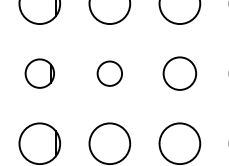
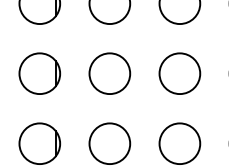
part size: 31x31 px -> 44x43 px (39, 73)
circle diameter: 24 px -> 41 px (109, 73)
circle size: 36x35 px -> 44x43 px (179, 73)
